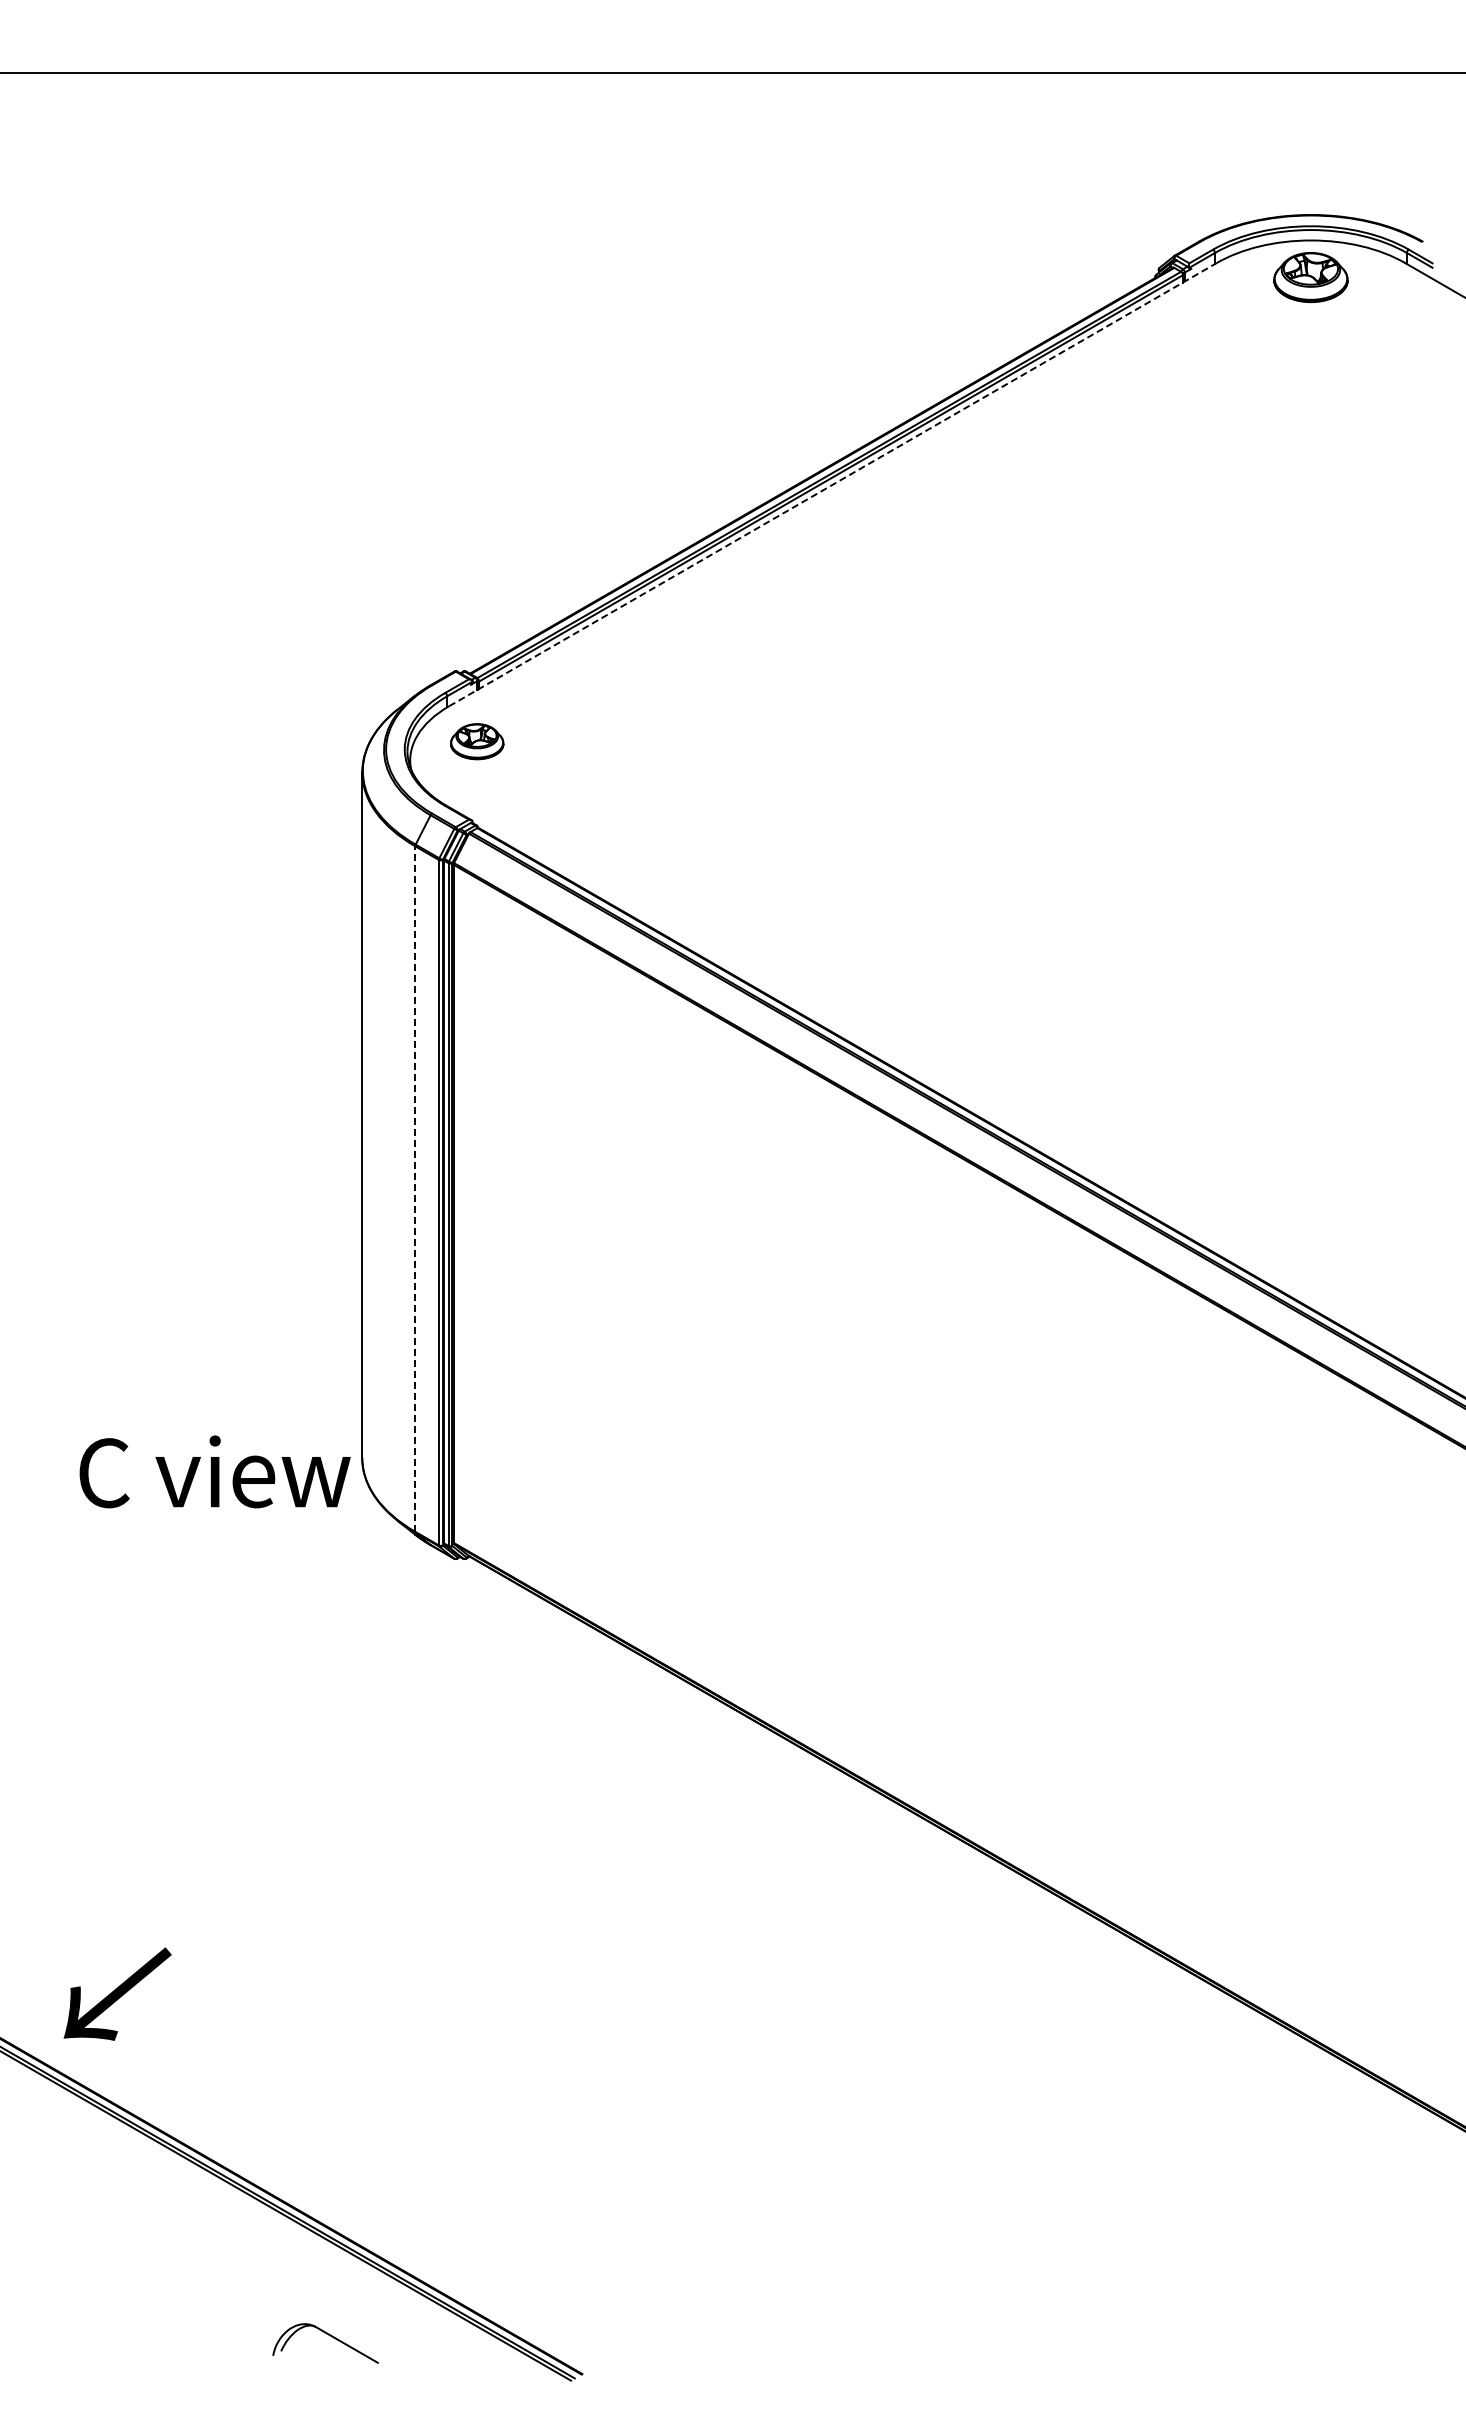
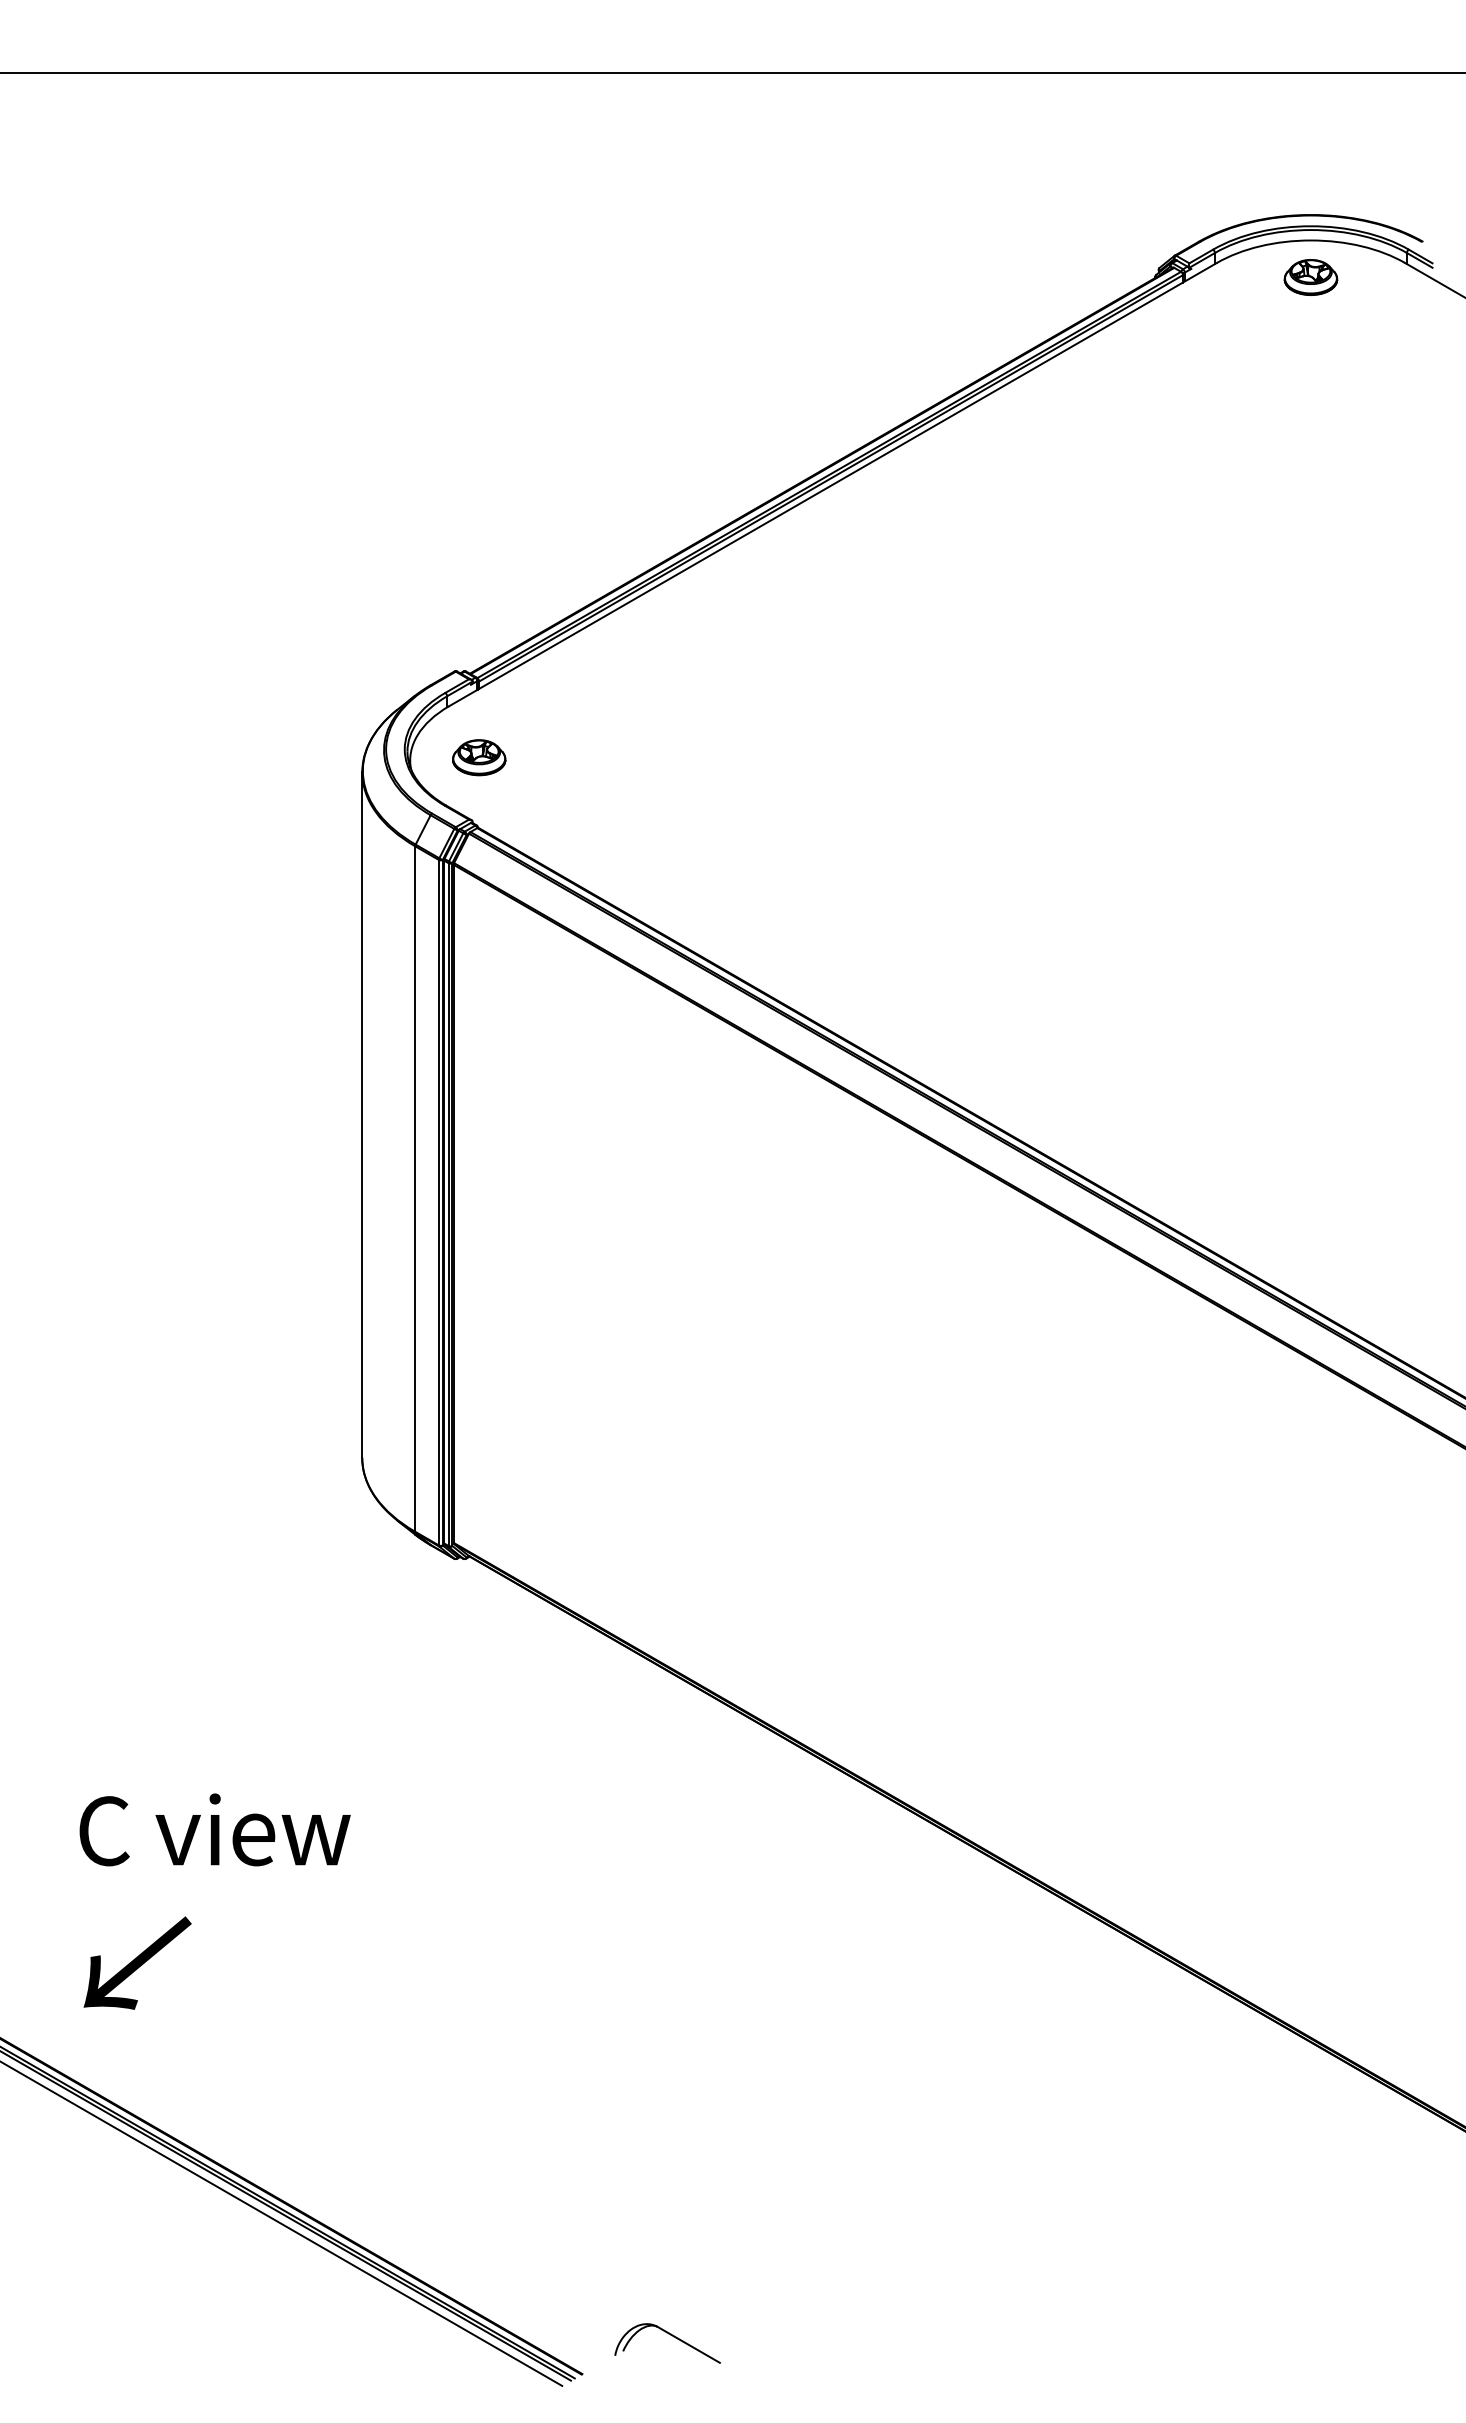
part size: 76x52 px -> 56x37 px (1310, 277)
line: dashed -> solid (833, 484)
part position: (477, 741) -> (479, 757) (479, 757)
line: dashed -> solid (415, 1189)
text position: (214, 1471) -> (214, 1829) (214, 1829)
text position: (117, 1993) -> (137, 1962) (137, 1962)
line: none -> present (282, 2223)
part position: (331, 2337) -> (673, 2337) (673, 2337)
